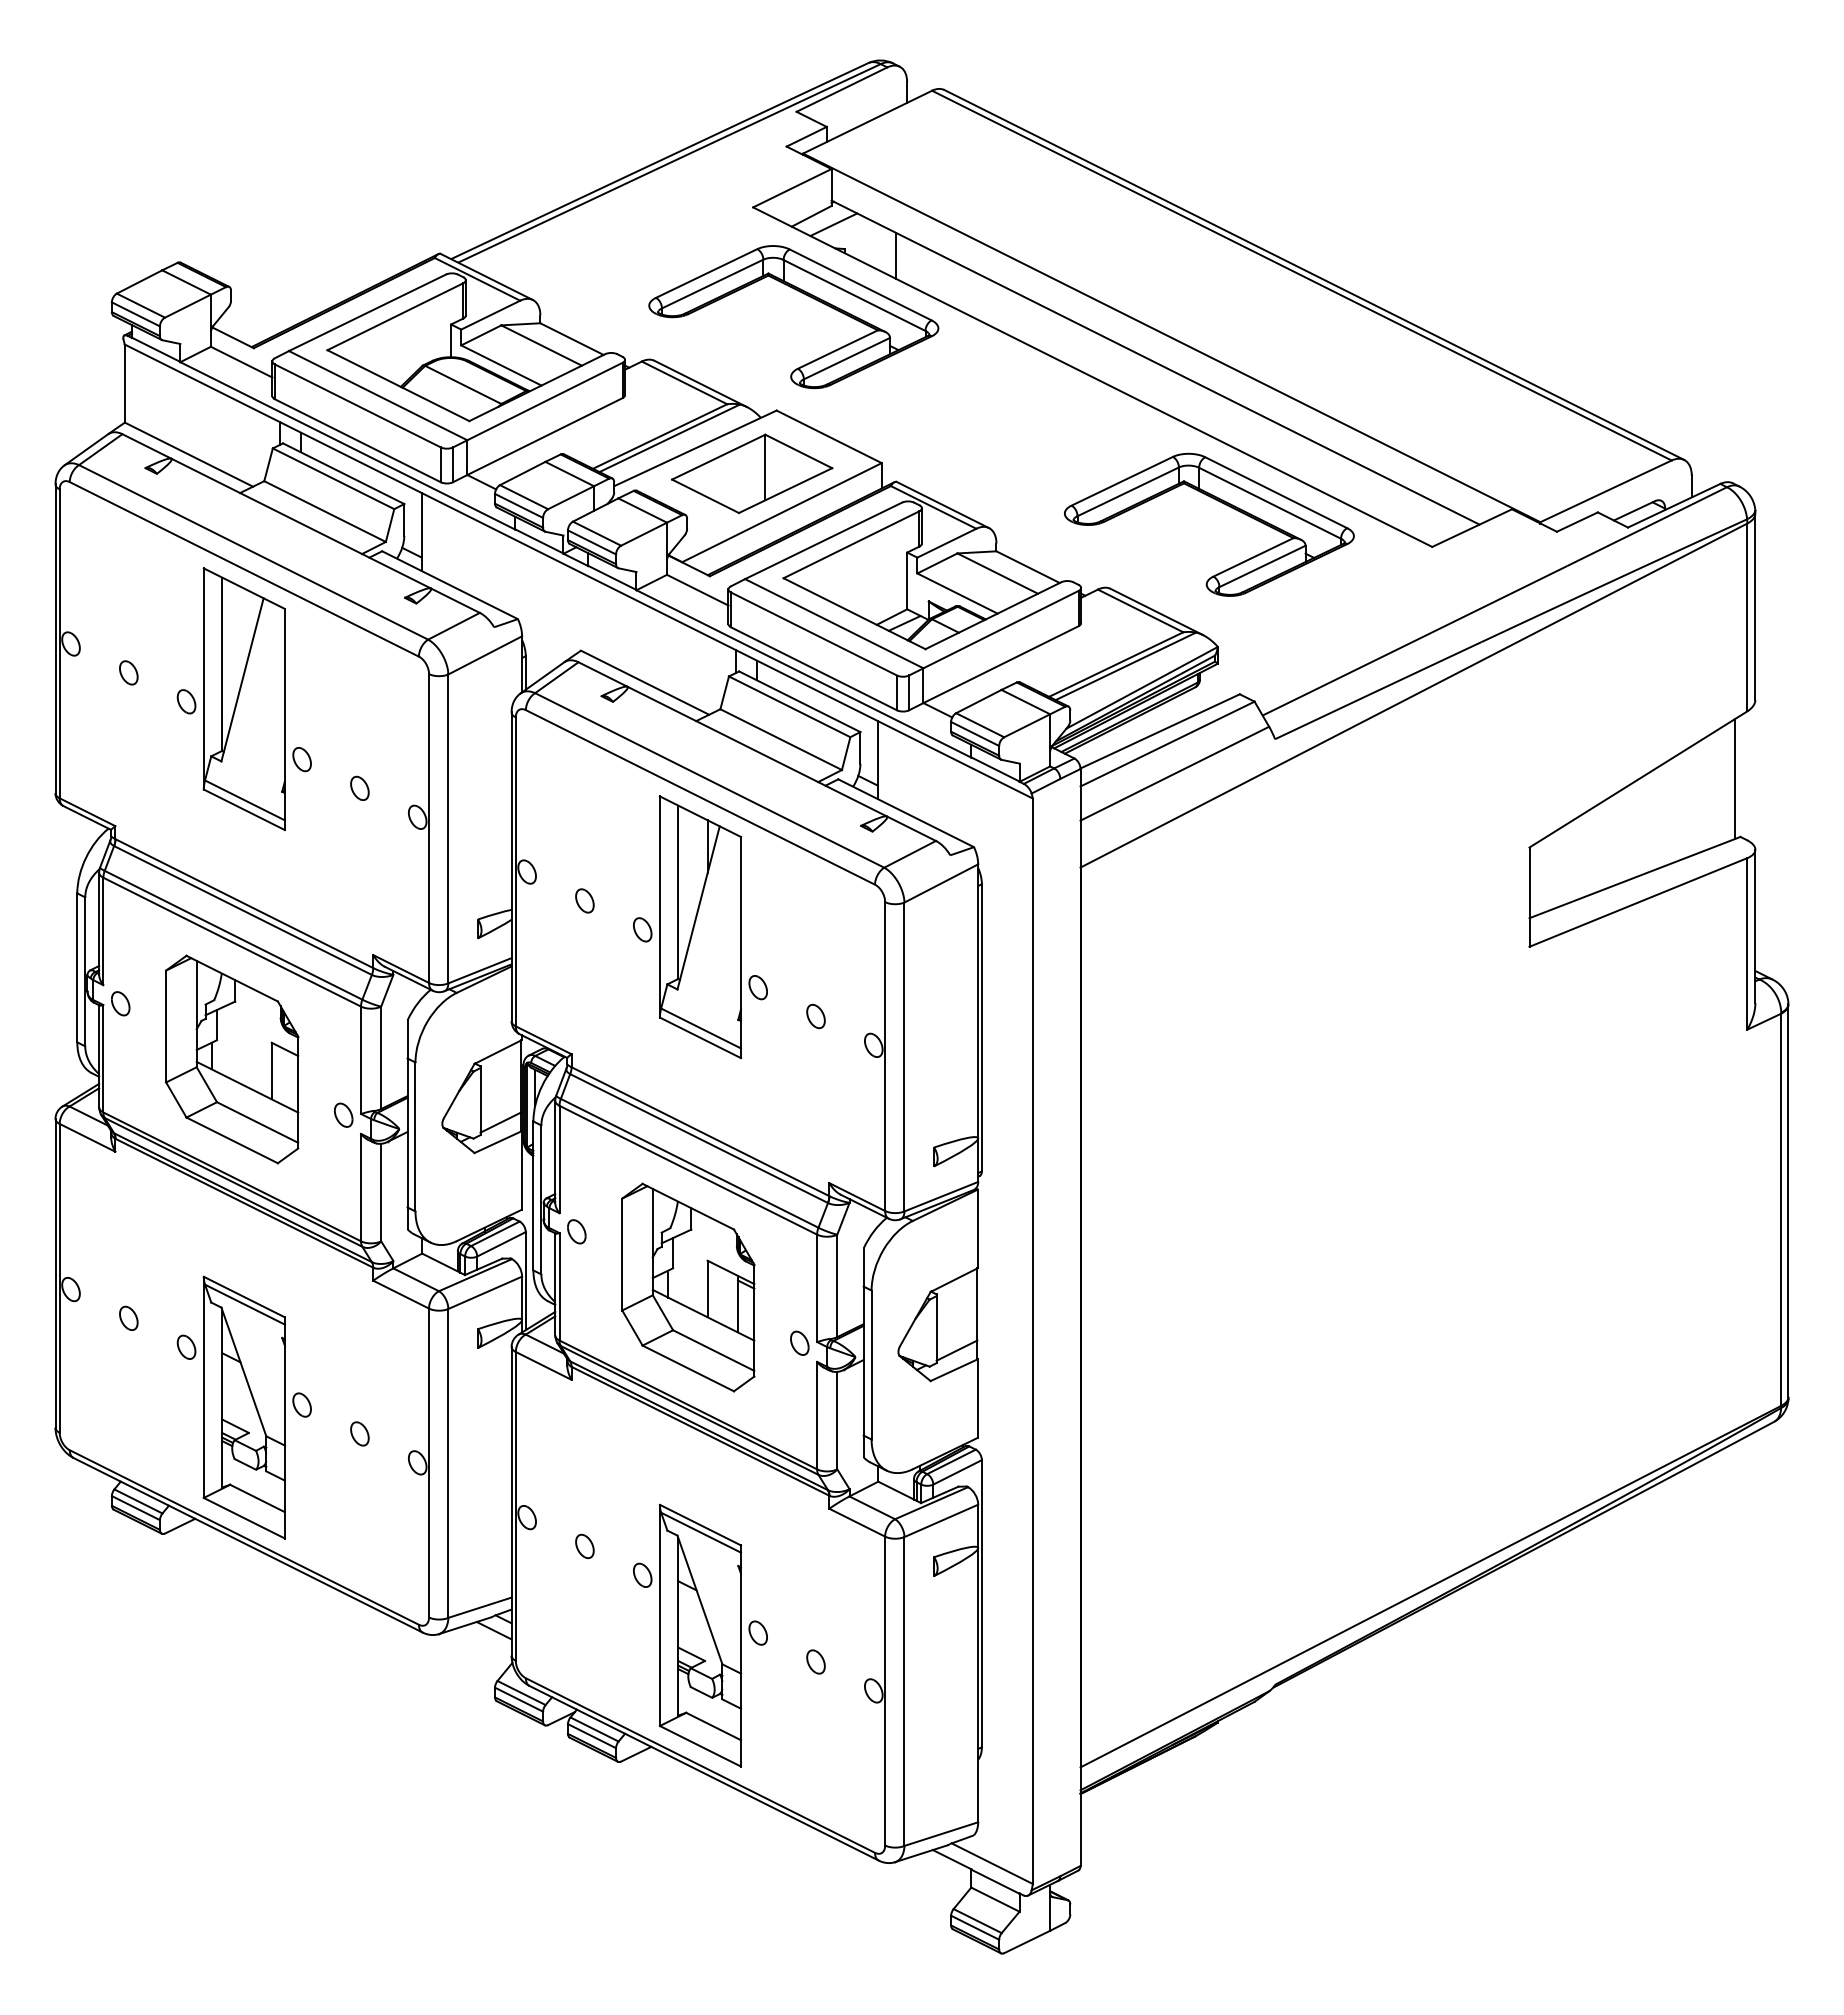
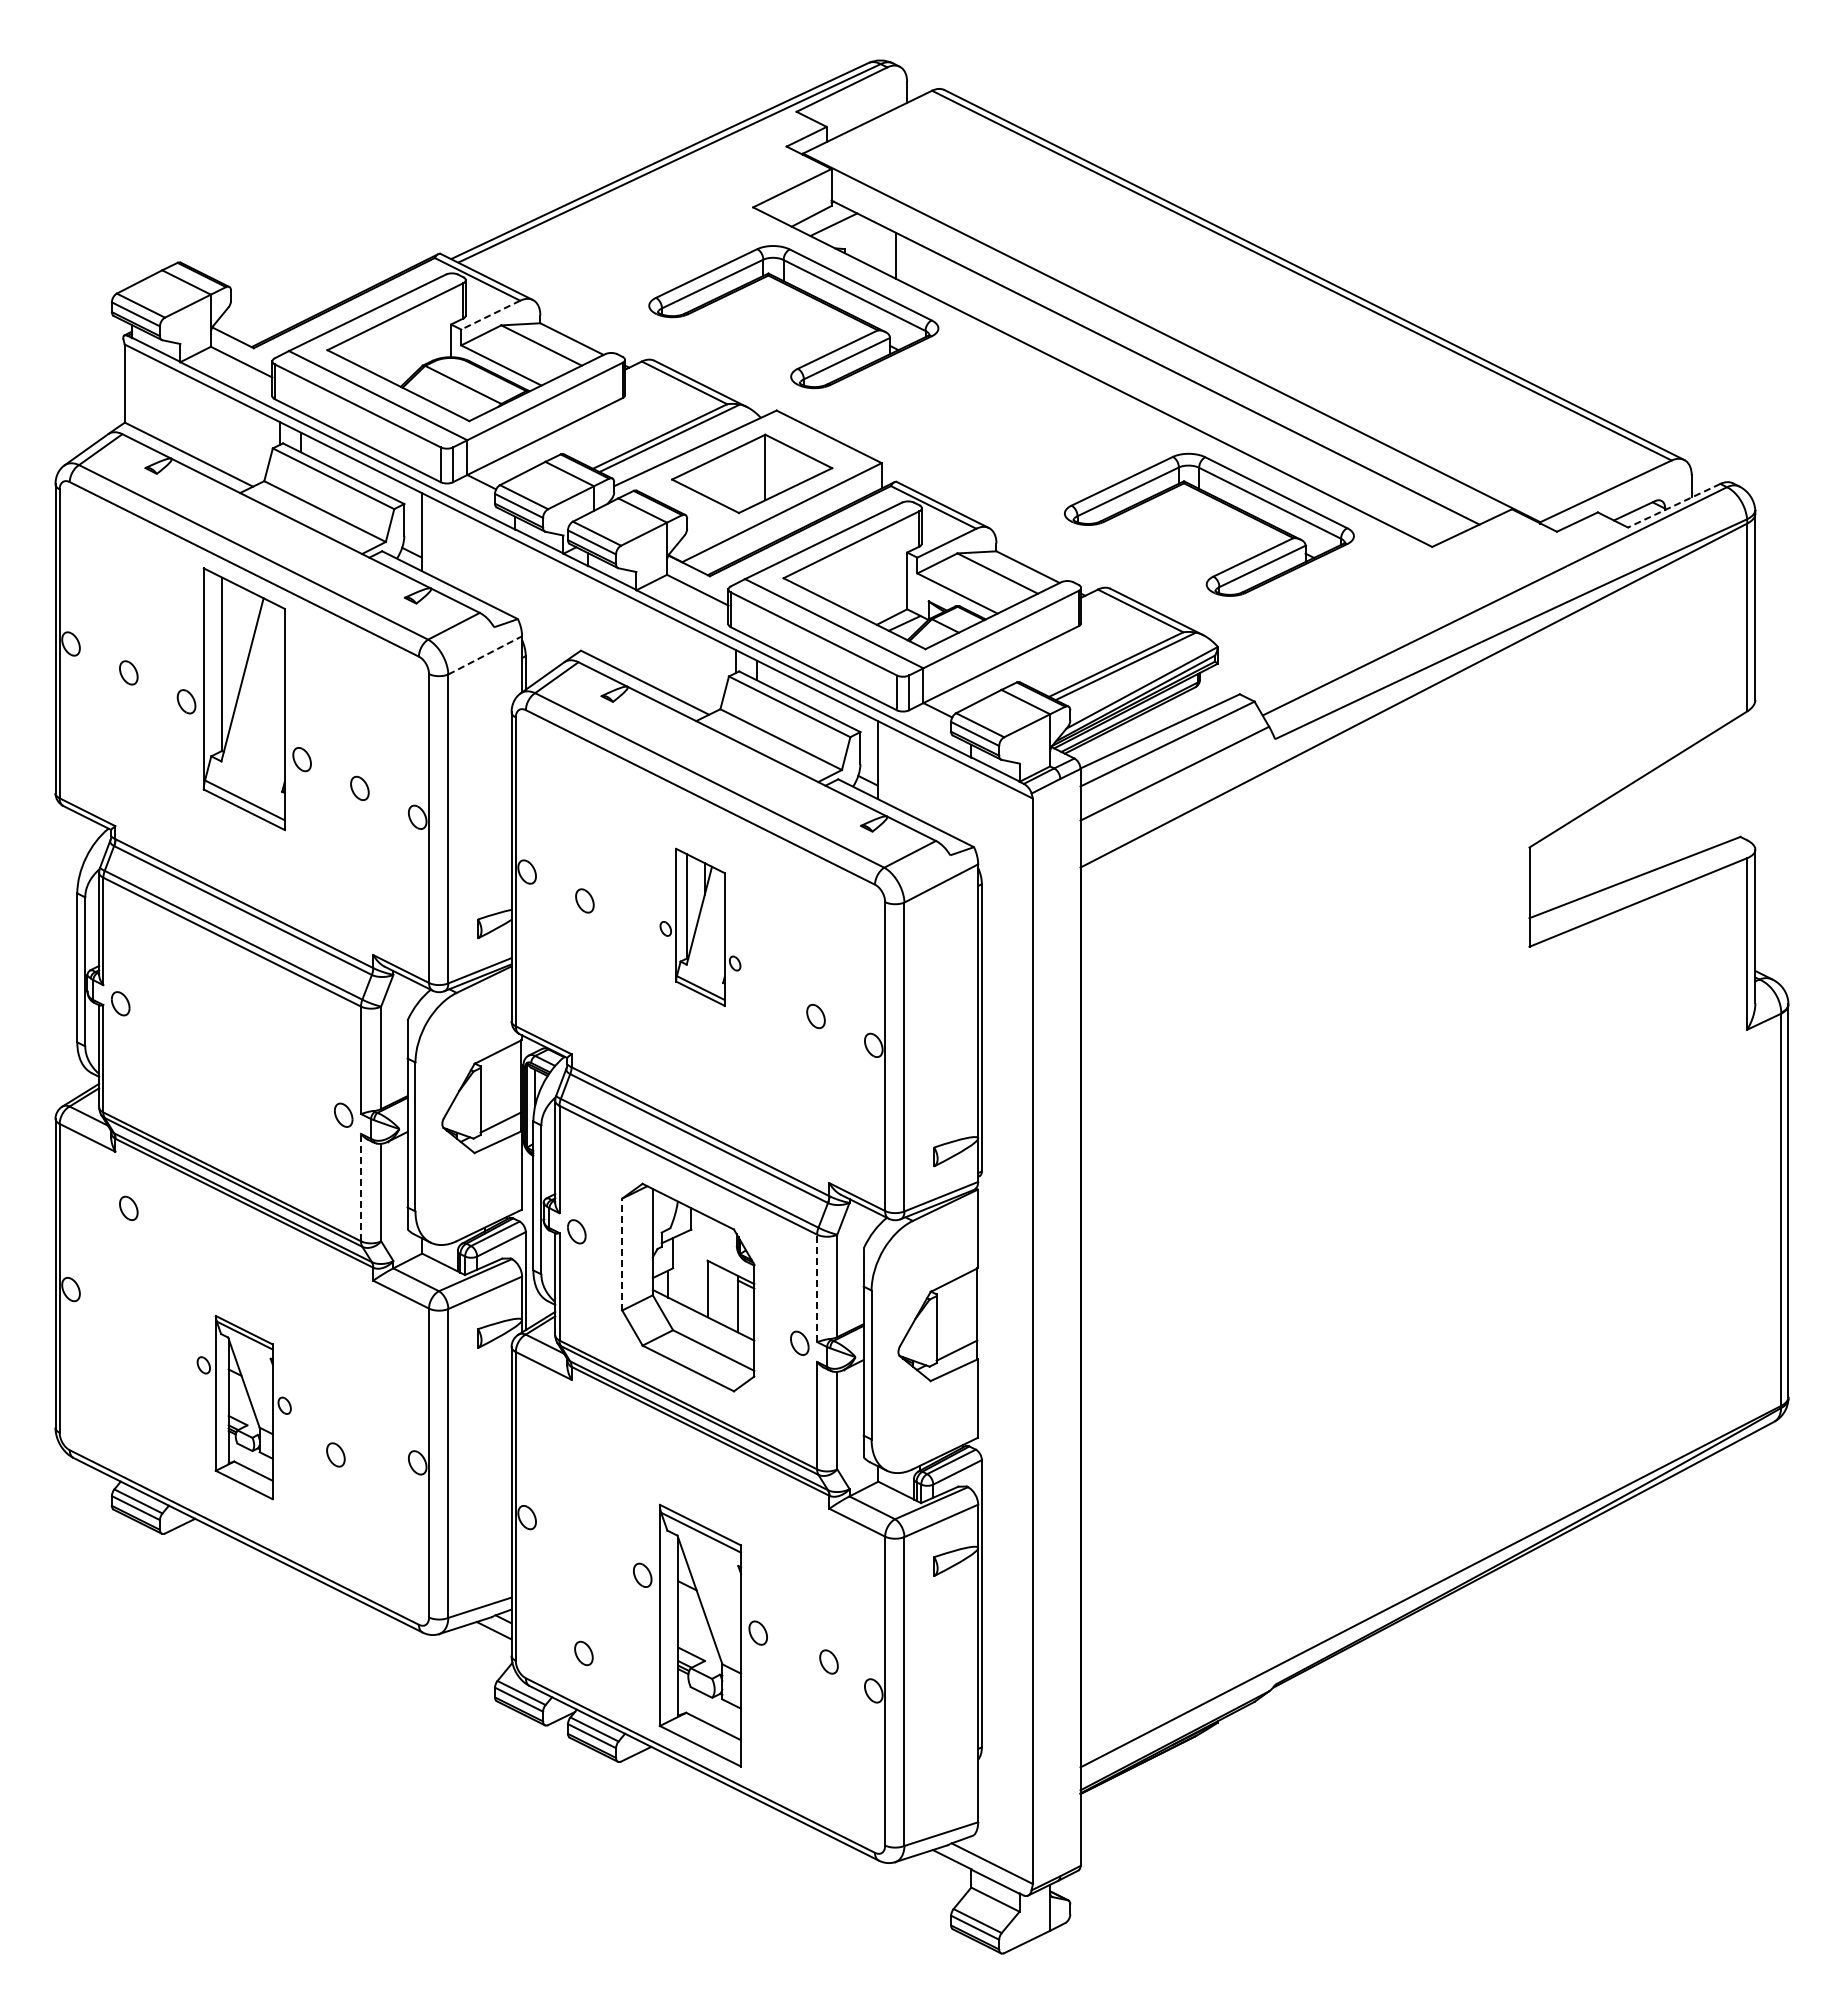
line: solid -> dashed (490, 315)
line: solid -> dashed (1673, 505)
line: solid -> dashed (485, 655)
line: present -> none (1735, 778)
part size: 135x265 px -> 83x160 px (700, 926)
part: present -> none (232, 1059)
line: solid -> dashed (361, 1187)
line: solid -> dashed (622, 1254)
line: solid -> dashed (817, 1288)
part position: (128, 1317) -> (128, 1207) (128, 1207)
part size: 136x265 px -> 96x186 px (243, 1407)
part position: (359, 1433) -> (335, 1454) (335, 1454)
part position: (584, 1546) -> (583, 1653) (583, 1653)
part position: (815, 1661) -> (828, 1661) (828, 1661)
